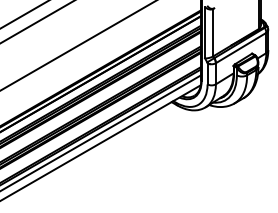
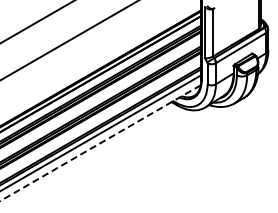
line: present -> none (23, 14)
line position: (77, 45) -> (68, 40) (68, 40)
line: solid -> dashed (100, 143)
